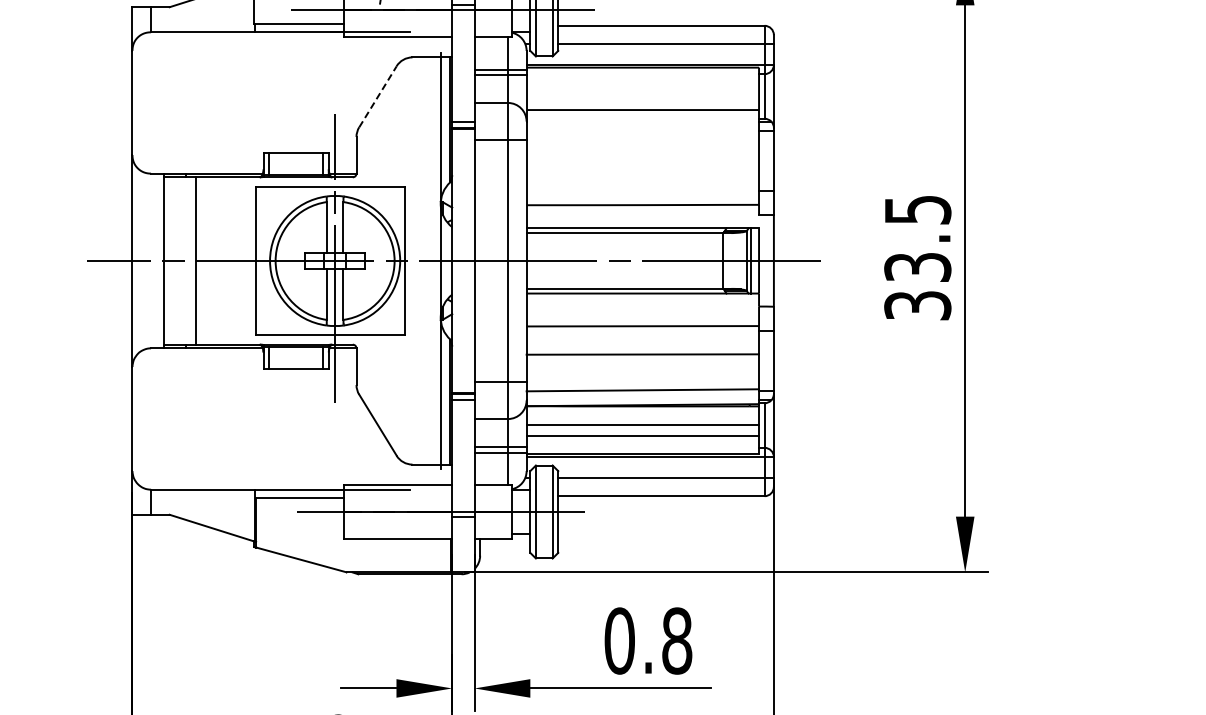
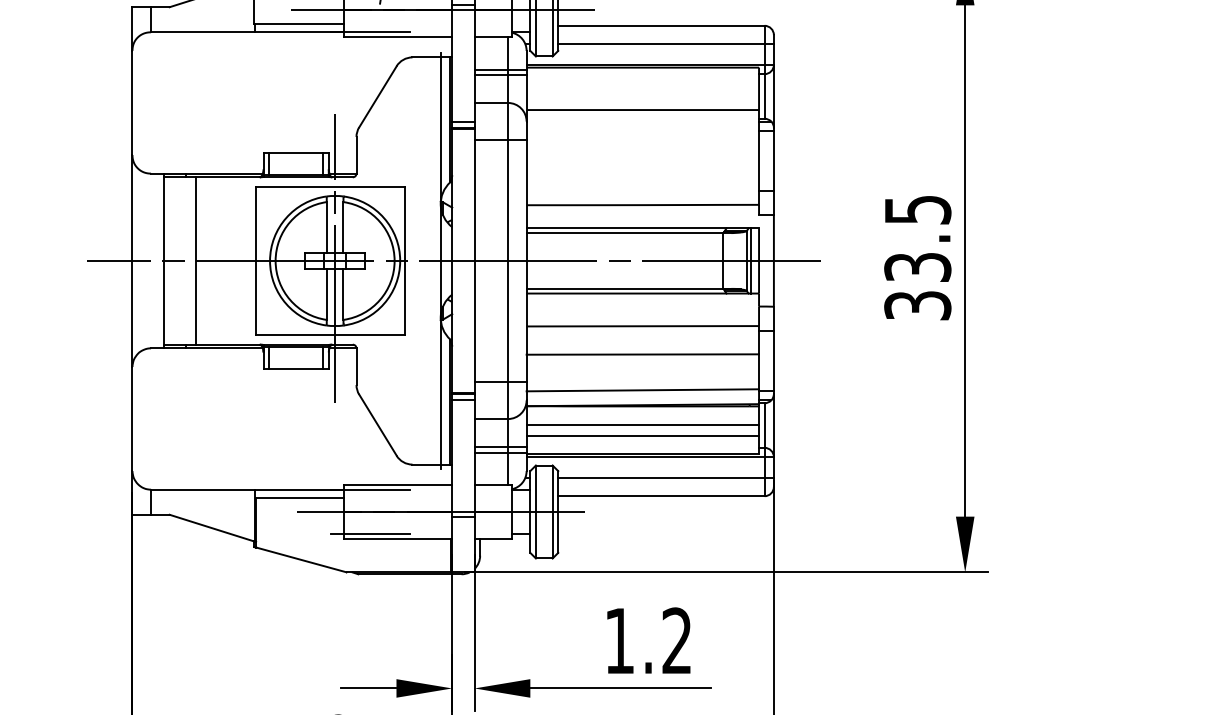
line: dashed -> solid (377, 96)
line: none -> present (369, 534)
text: 0.8 -> 1.2 (648, 640)
